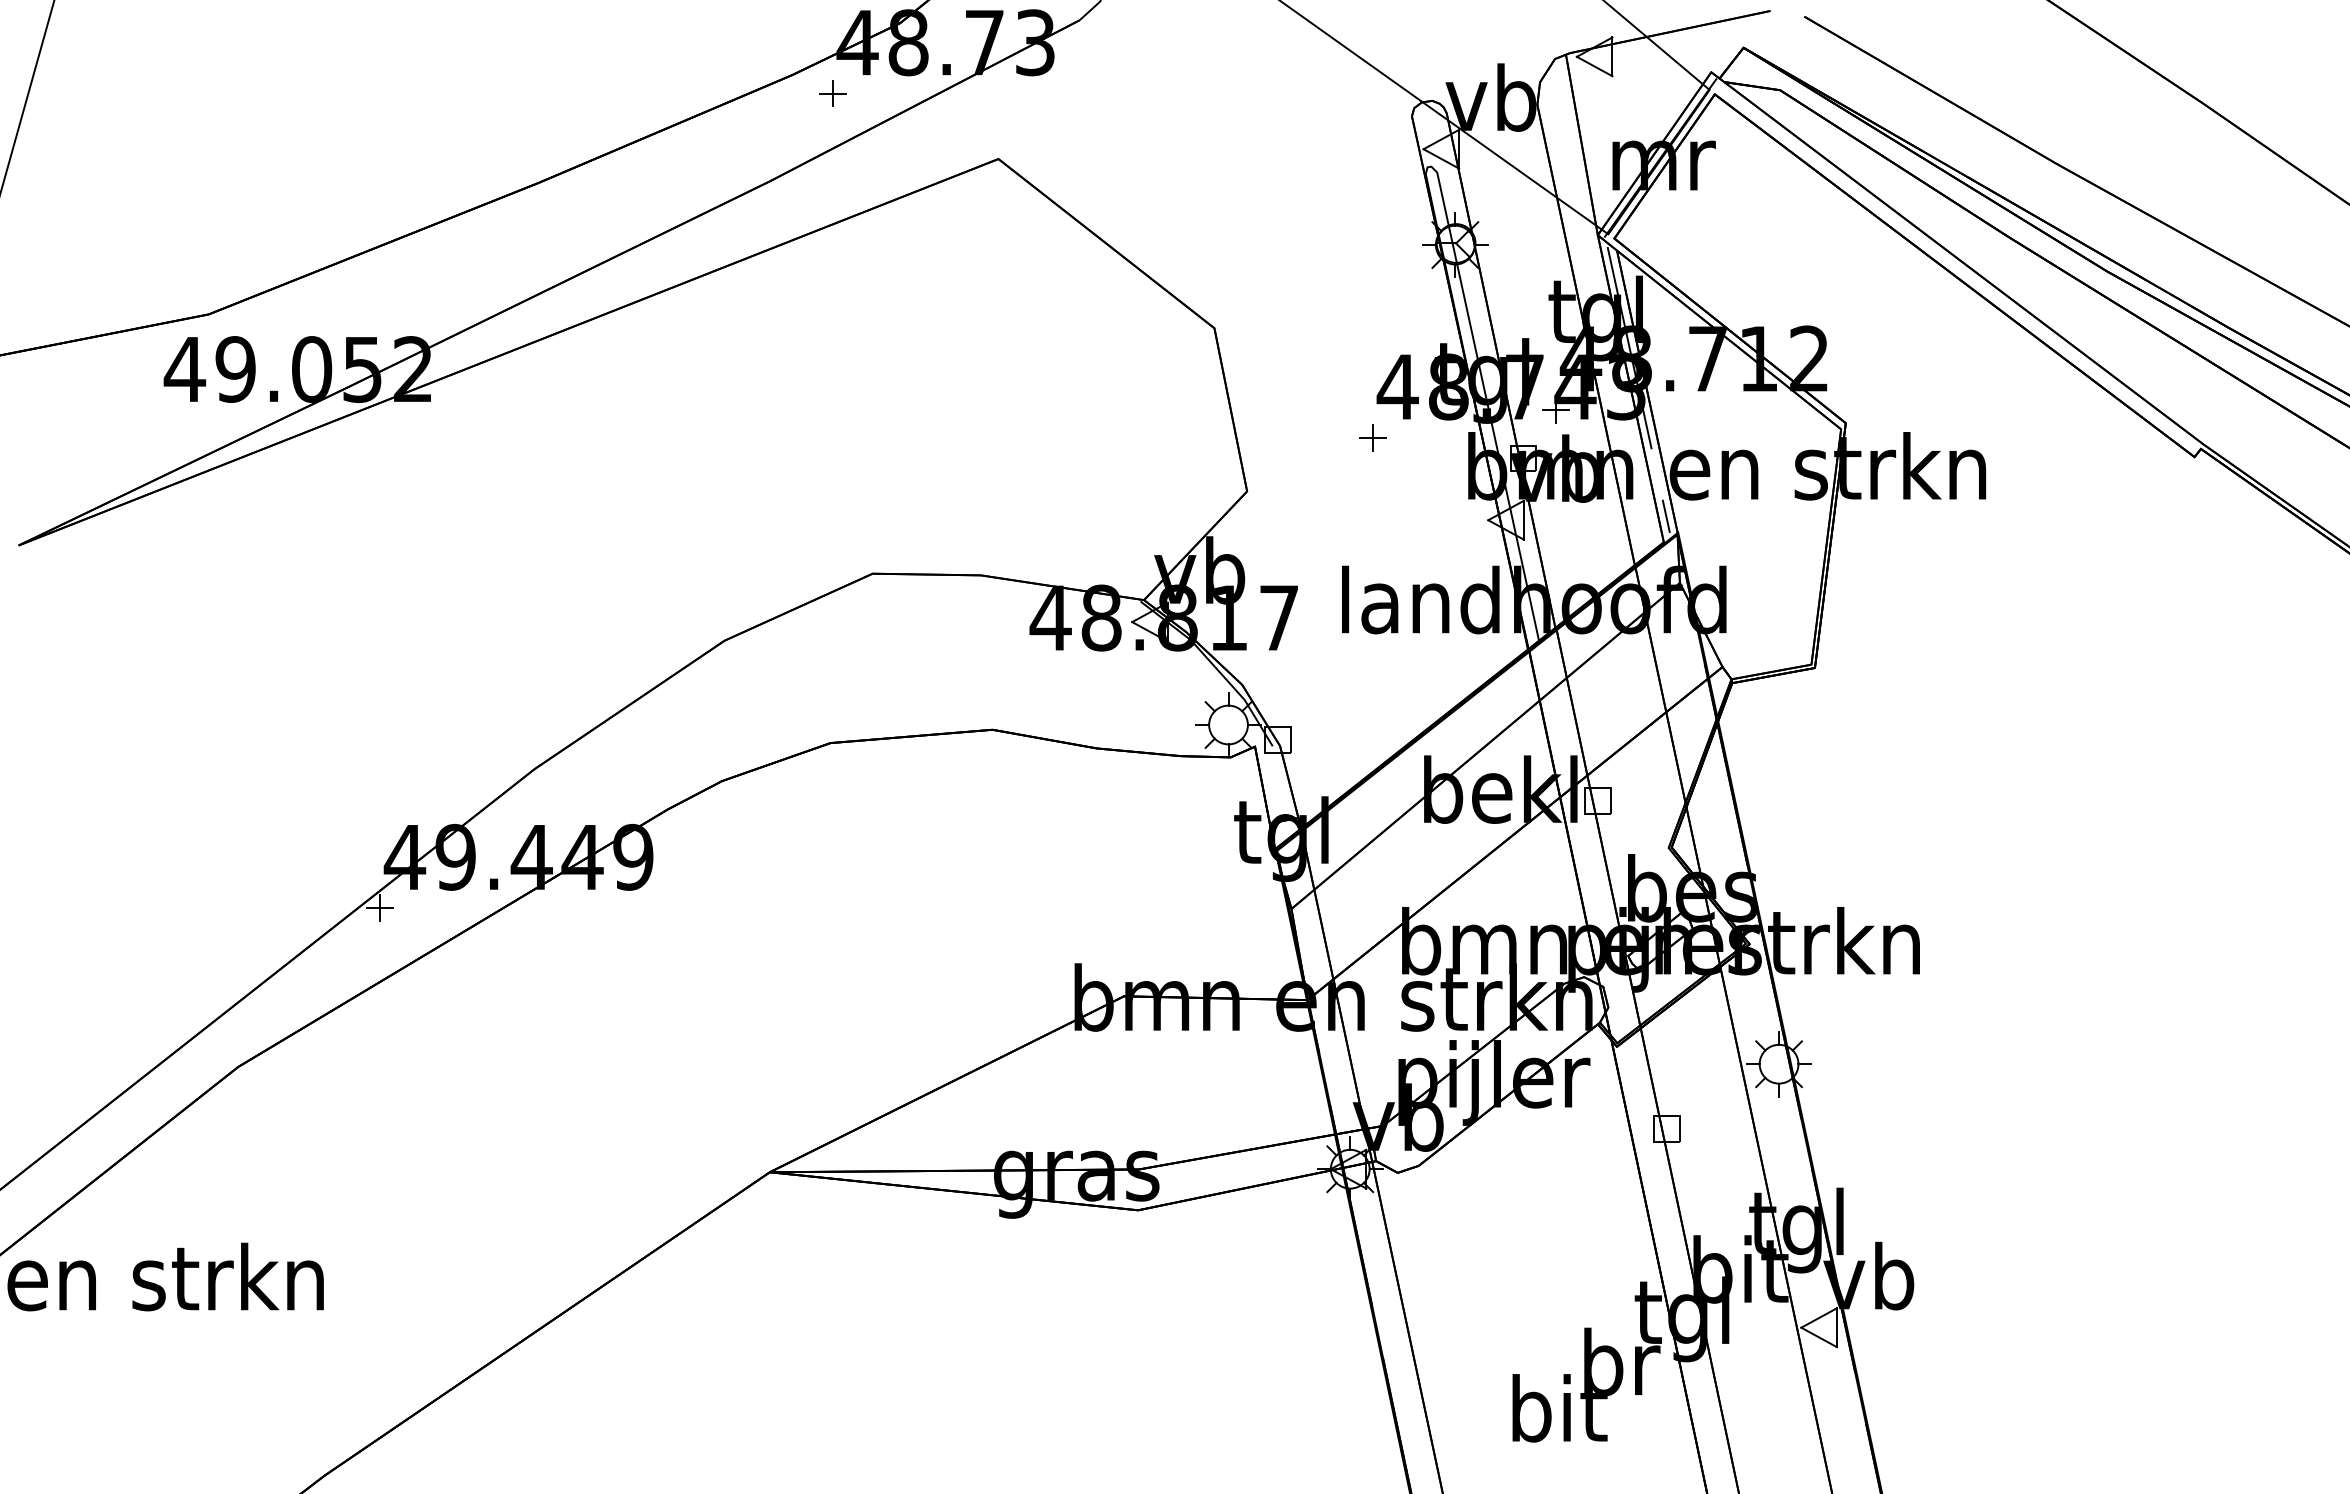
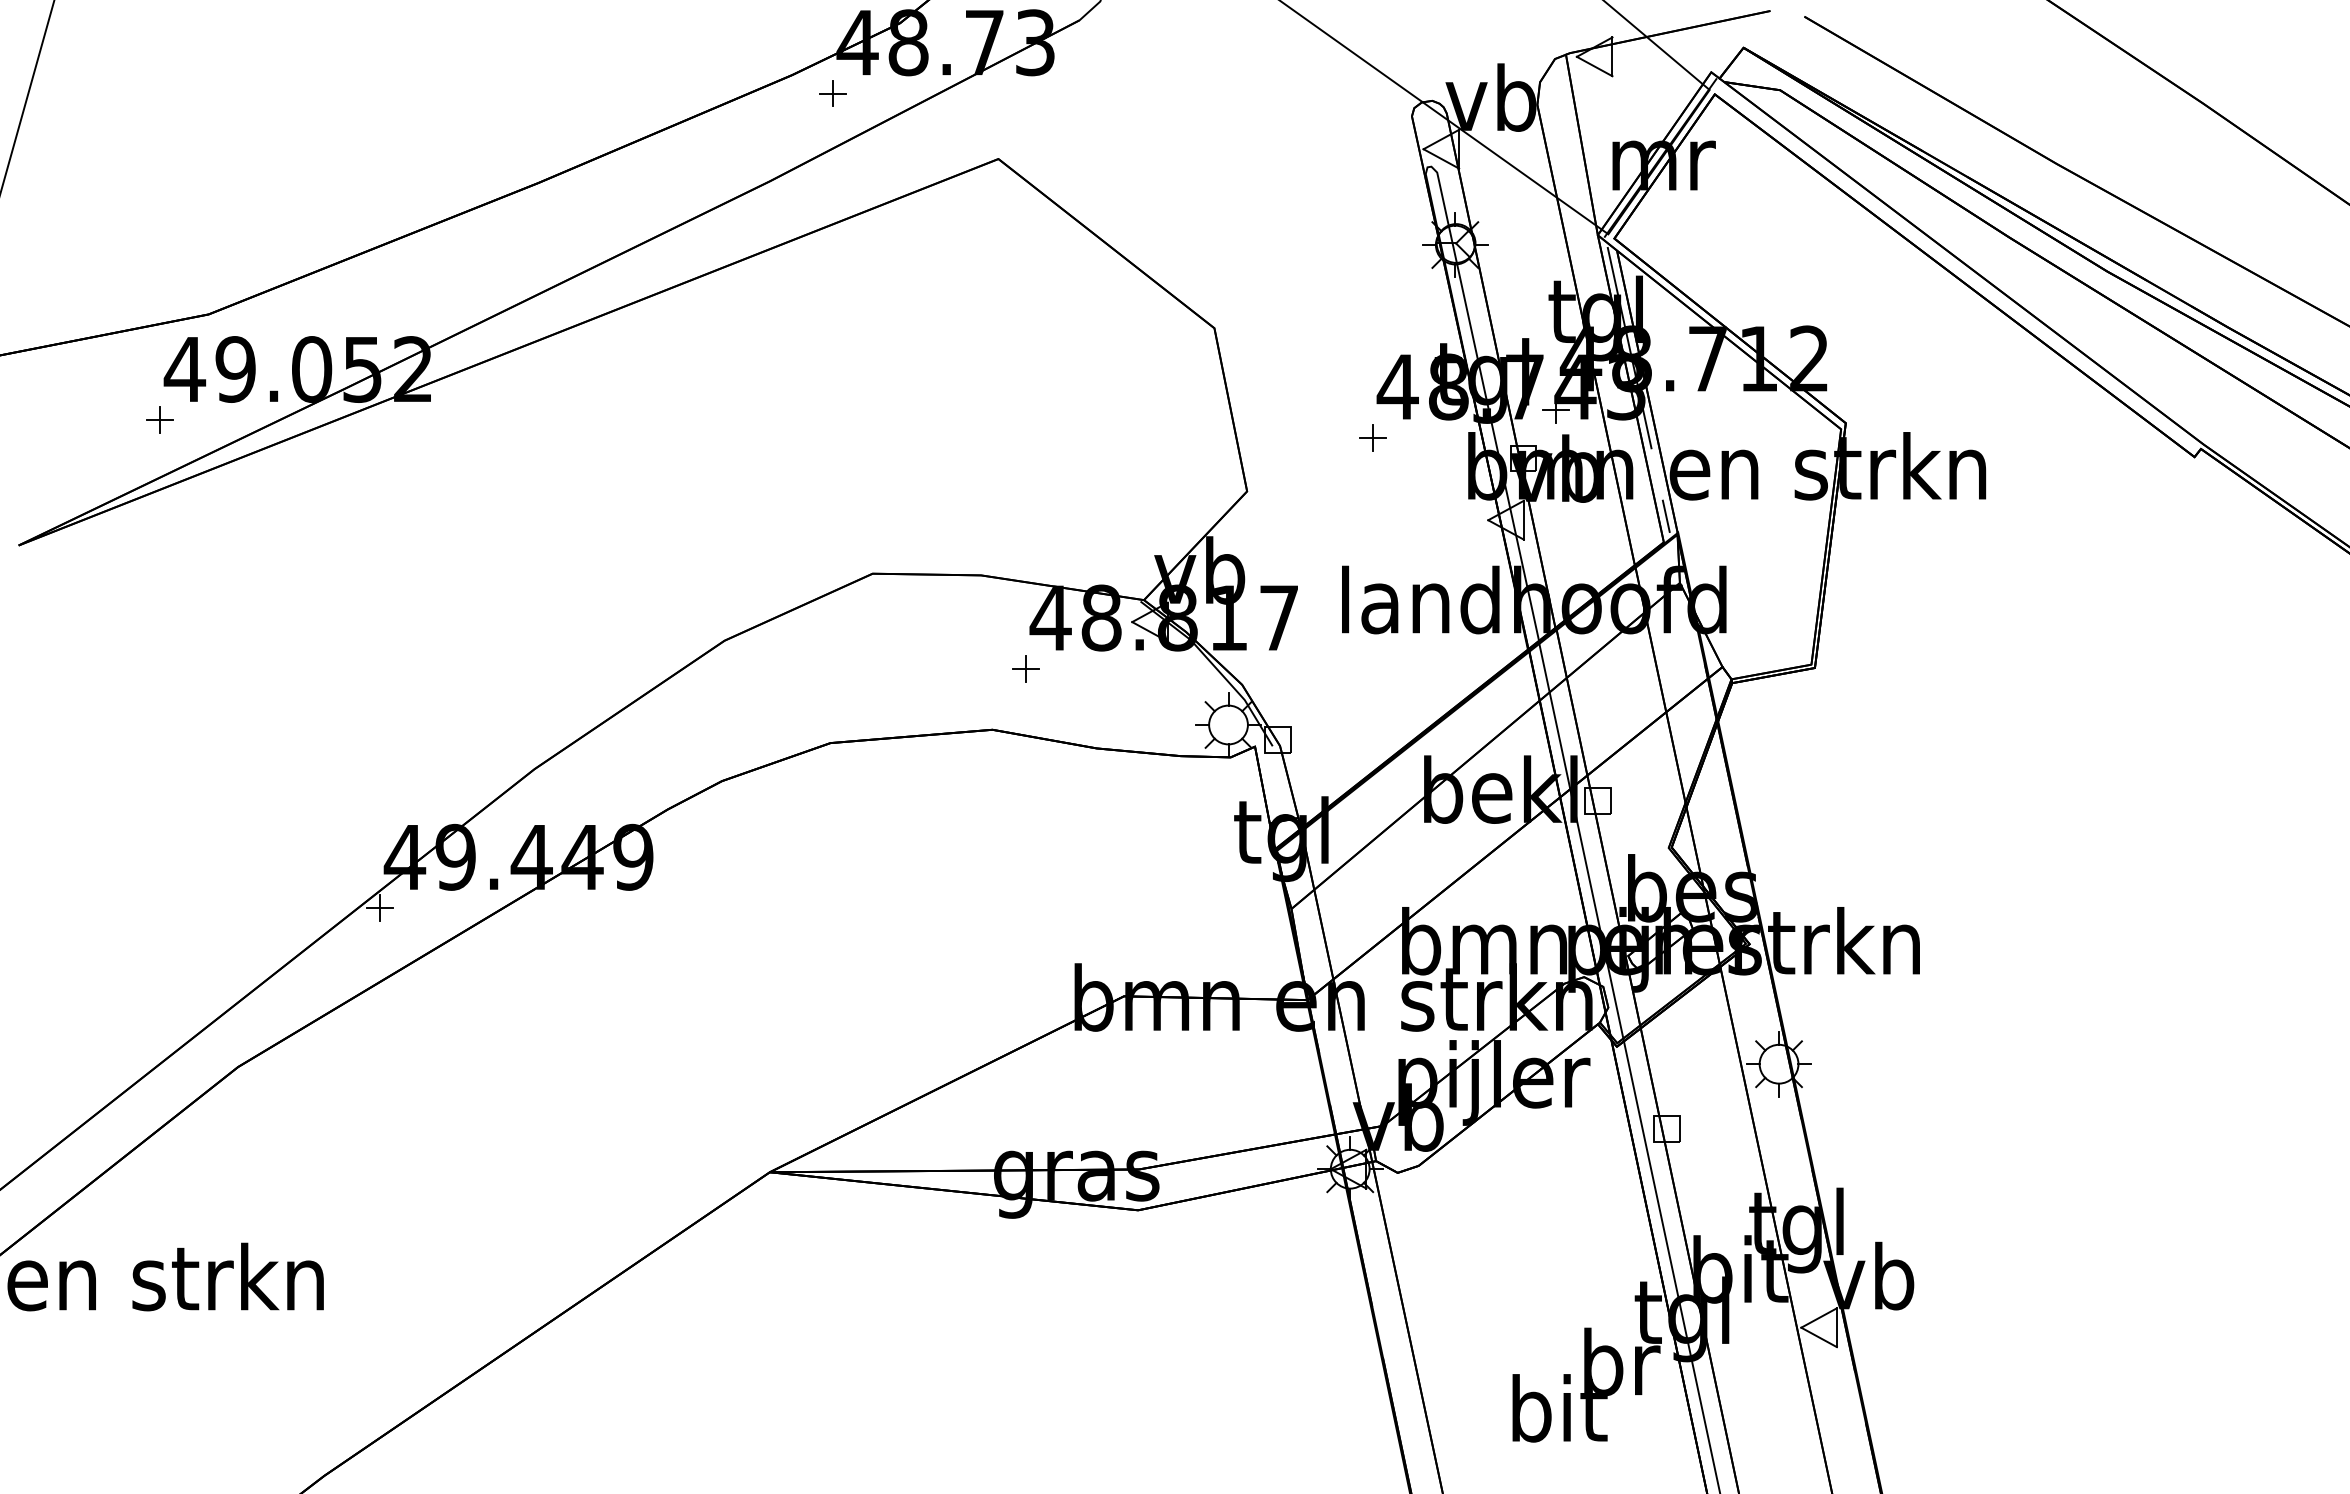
part: none -> present (159, 419)
part: none -> present (1025, 668)
line: none -> present (1629, 1066)
